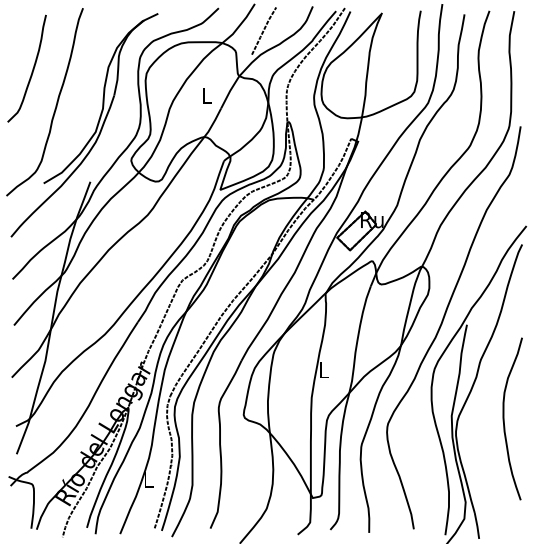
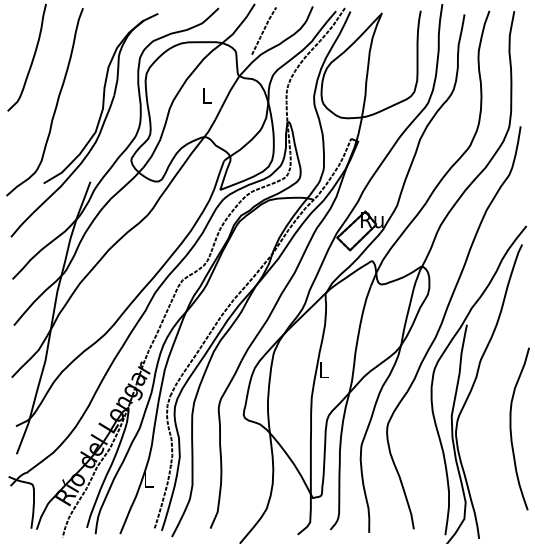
curve position: (31, 71) -> (31, 60) (31, 60)
curve position: (504, 418) -> (511, 428) (511, 428)
